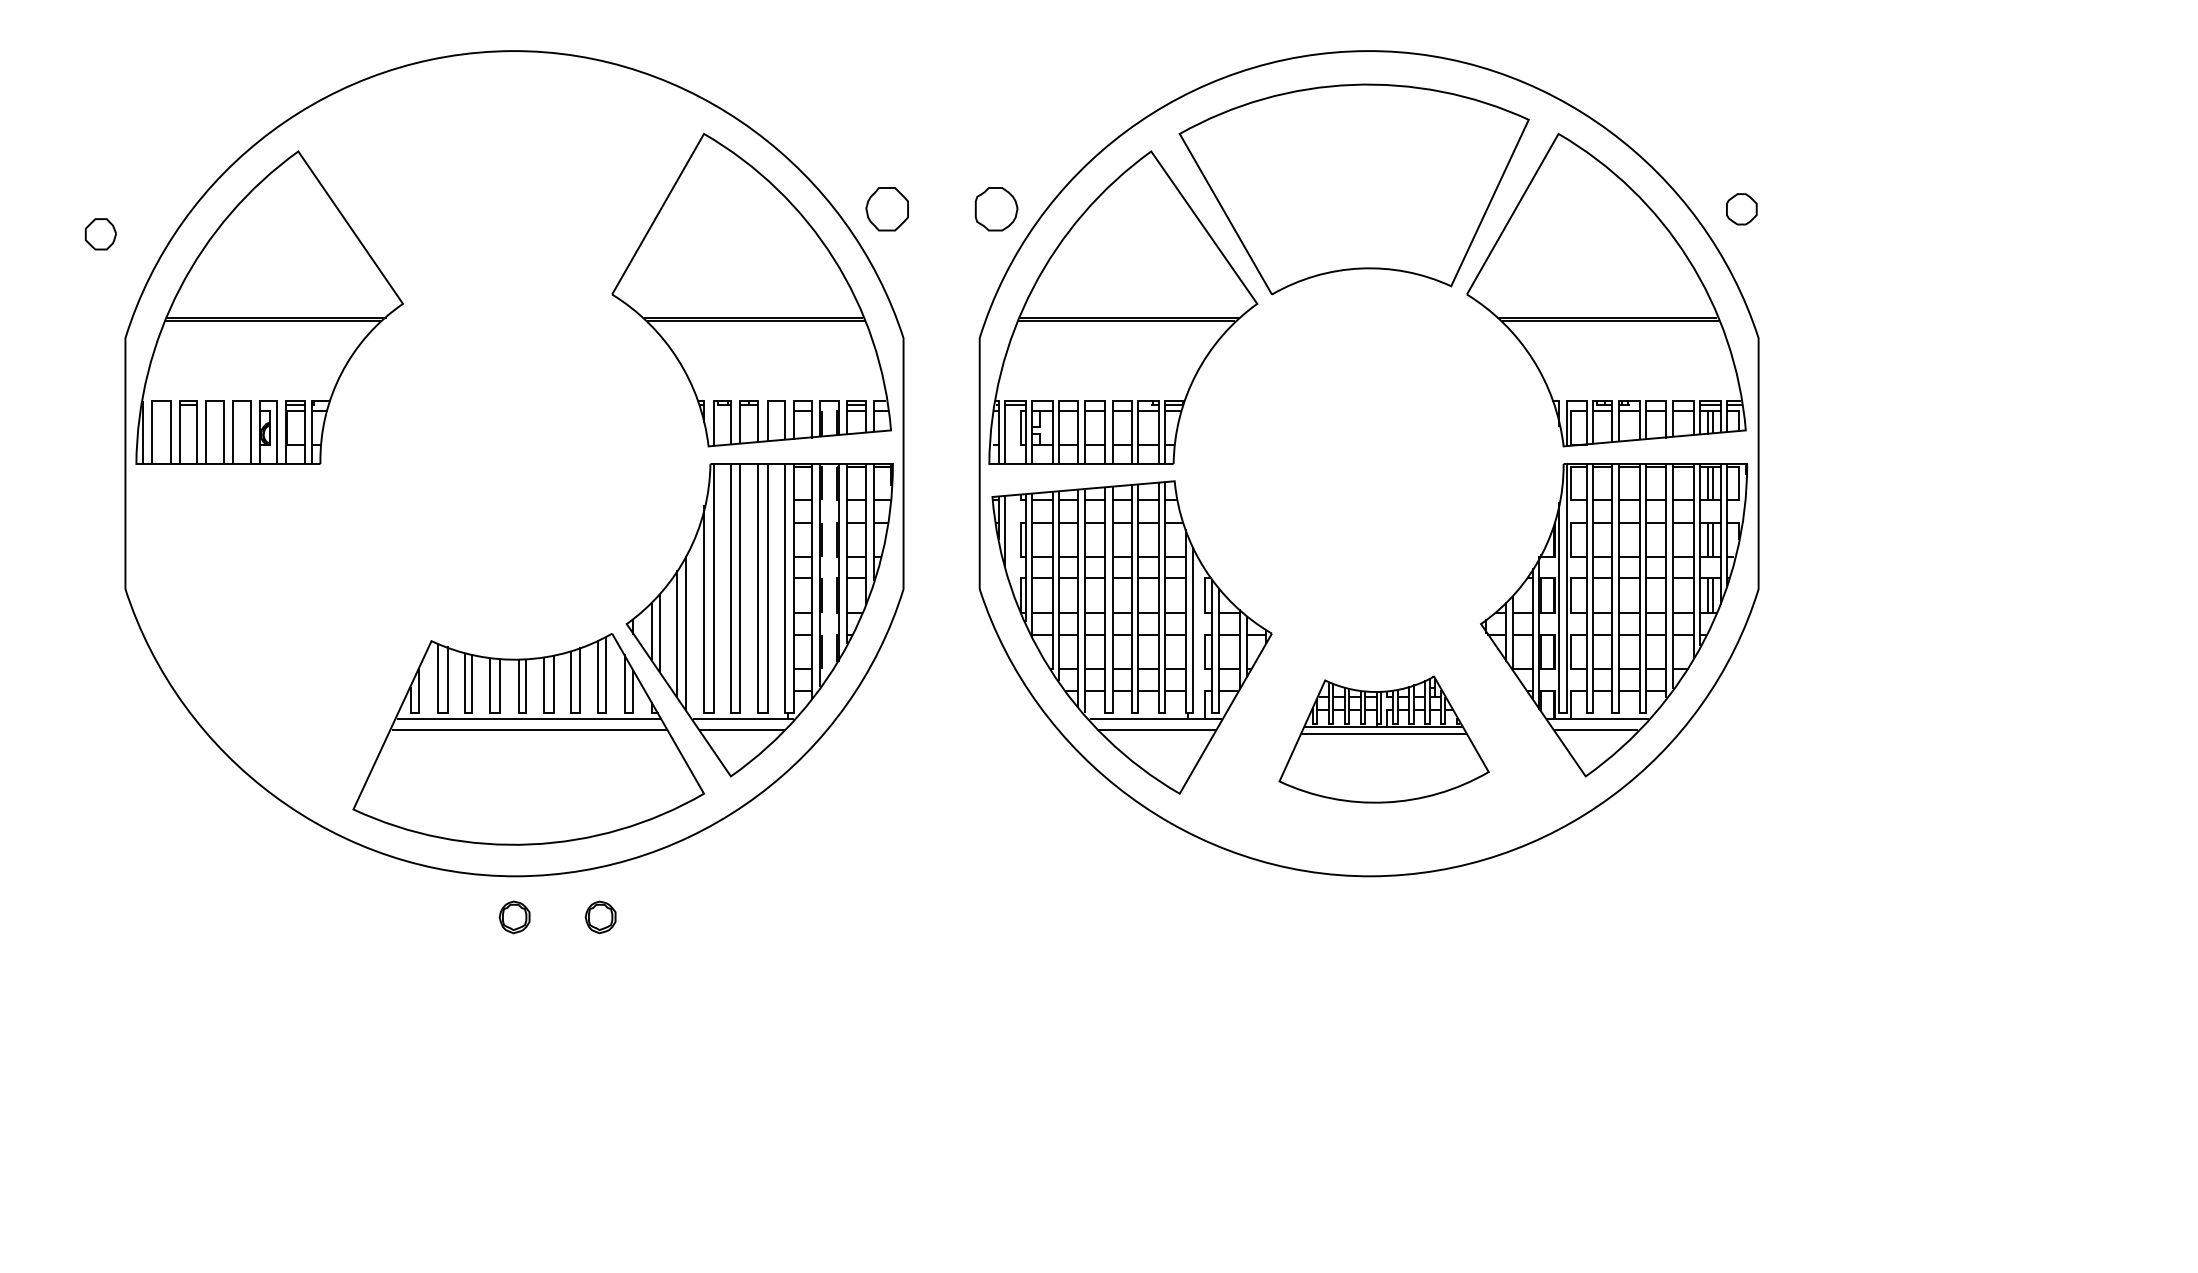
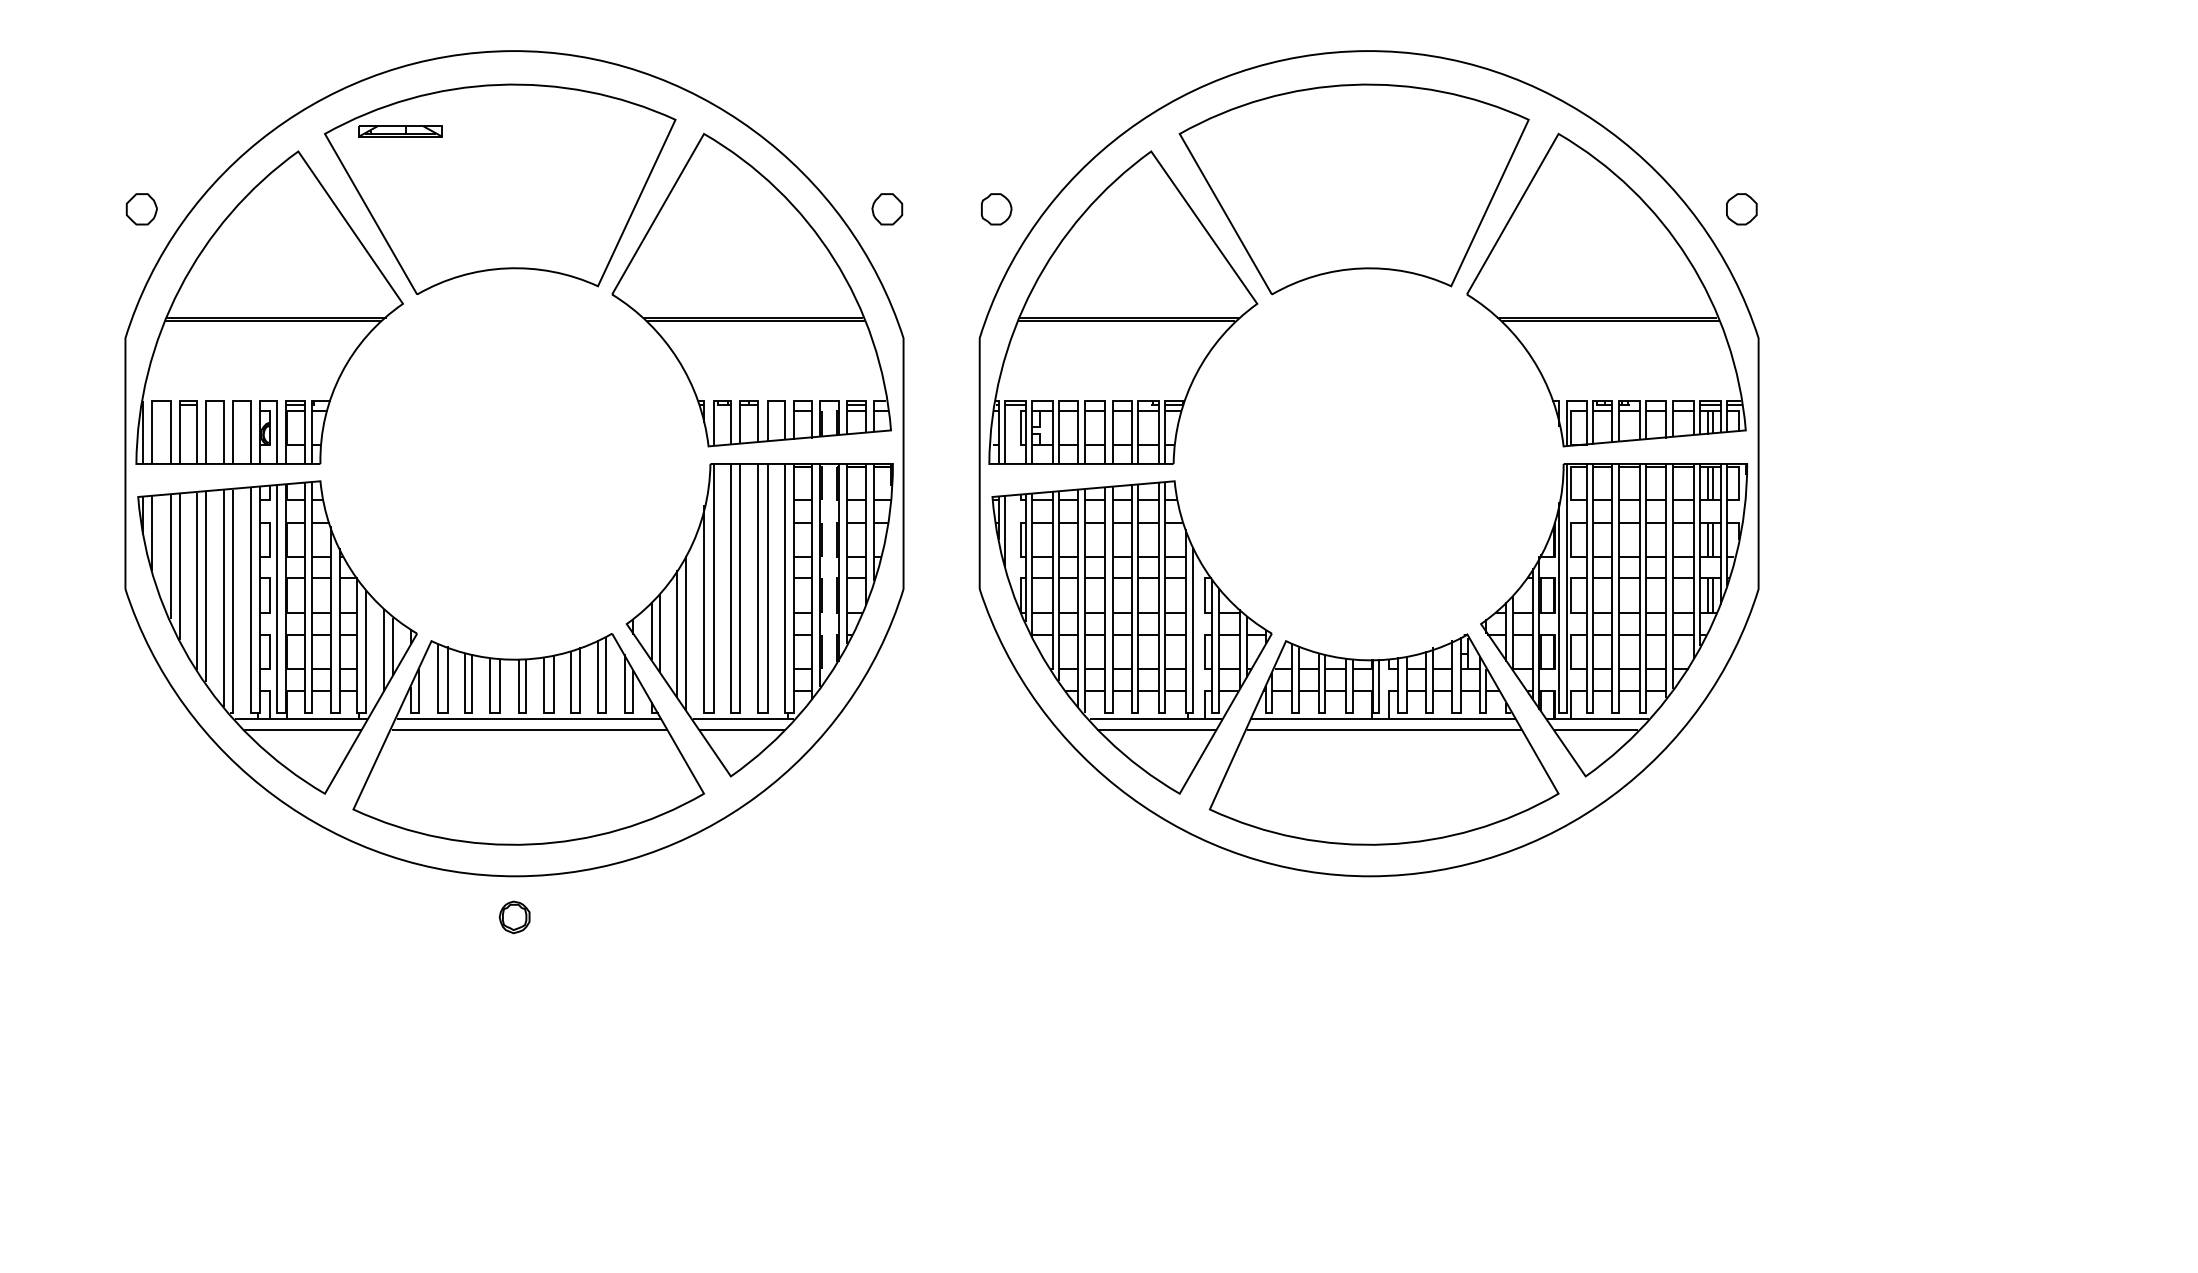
part: none -> present (499, 189)
part size: 44x45 px -> 33x33 px (887, 209)
part size: 45x45 px -> 32x33 px (996, 209)
part position: (100, 234) -> (141, 209) (141, 209)
part: none -> present (277, 637)
part size: 212x129 px -> 352x213 px (1383, 739)
part: present -> none (600, 917)
